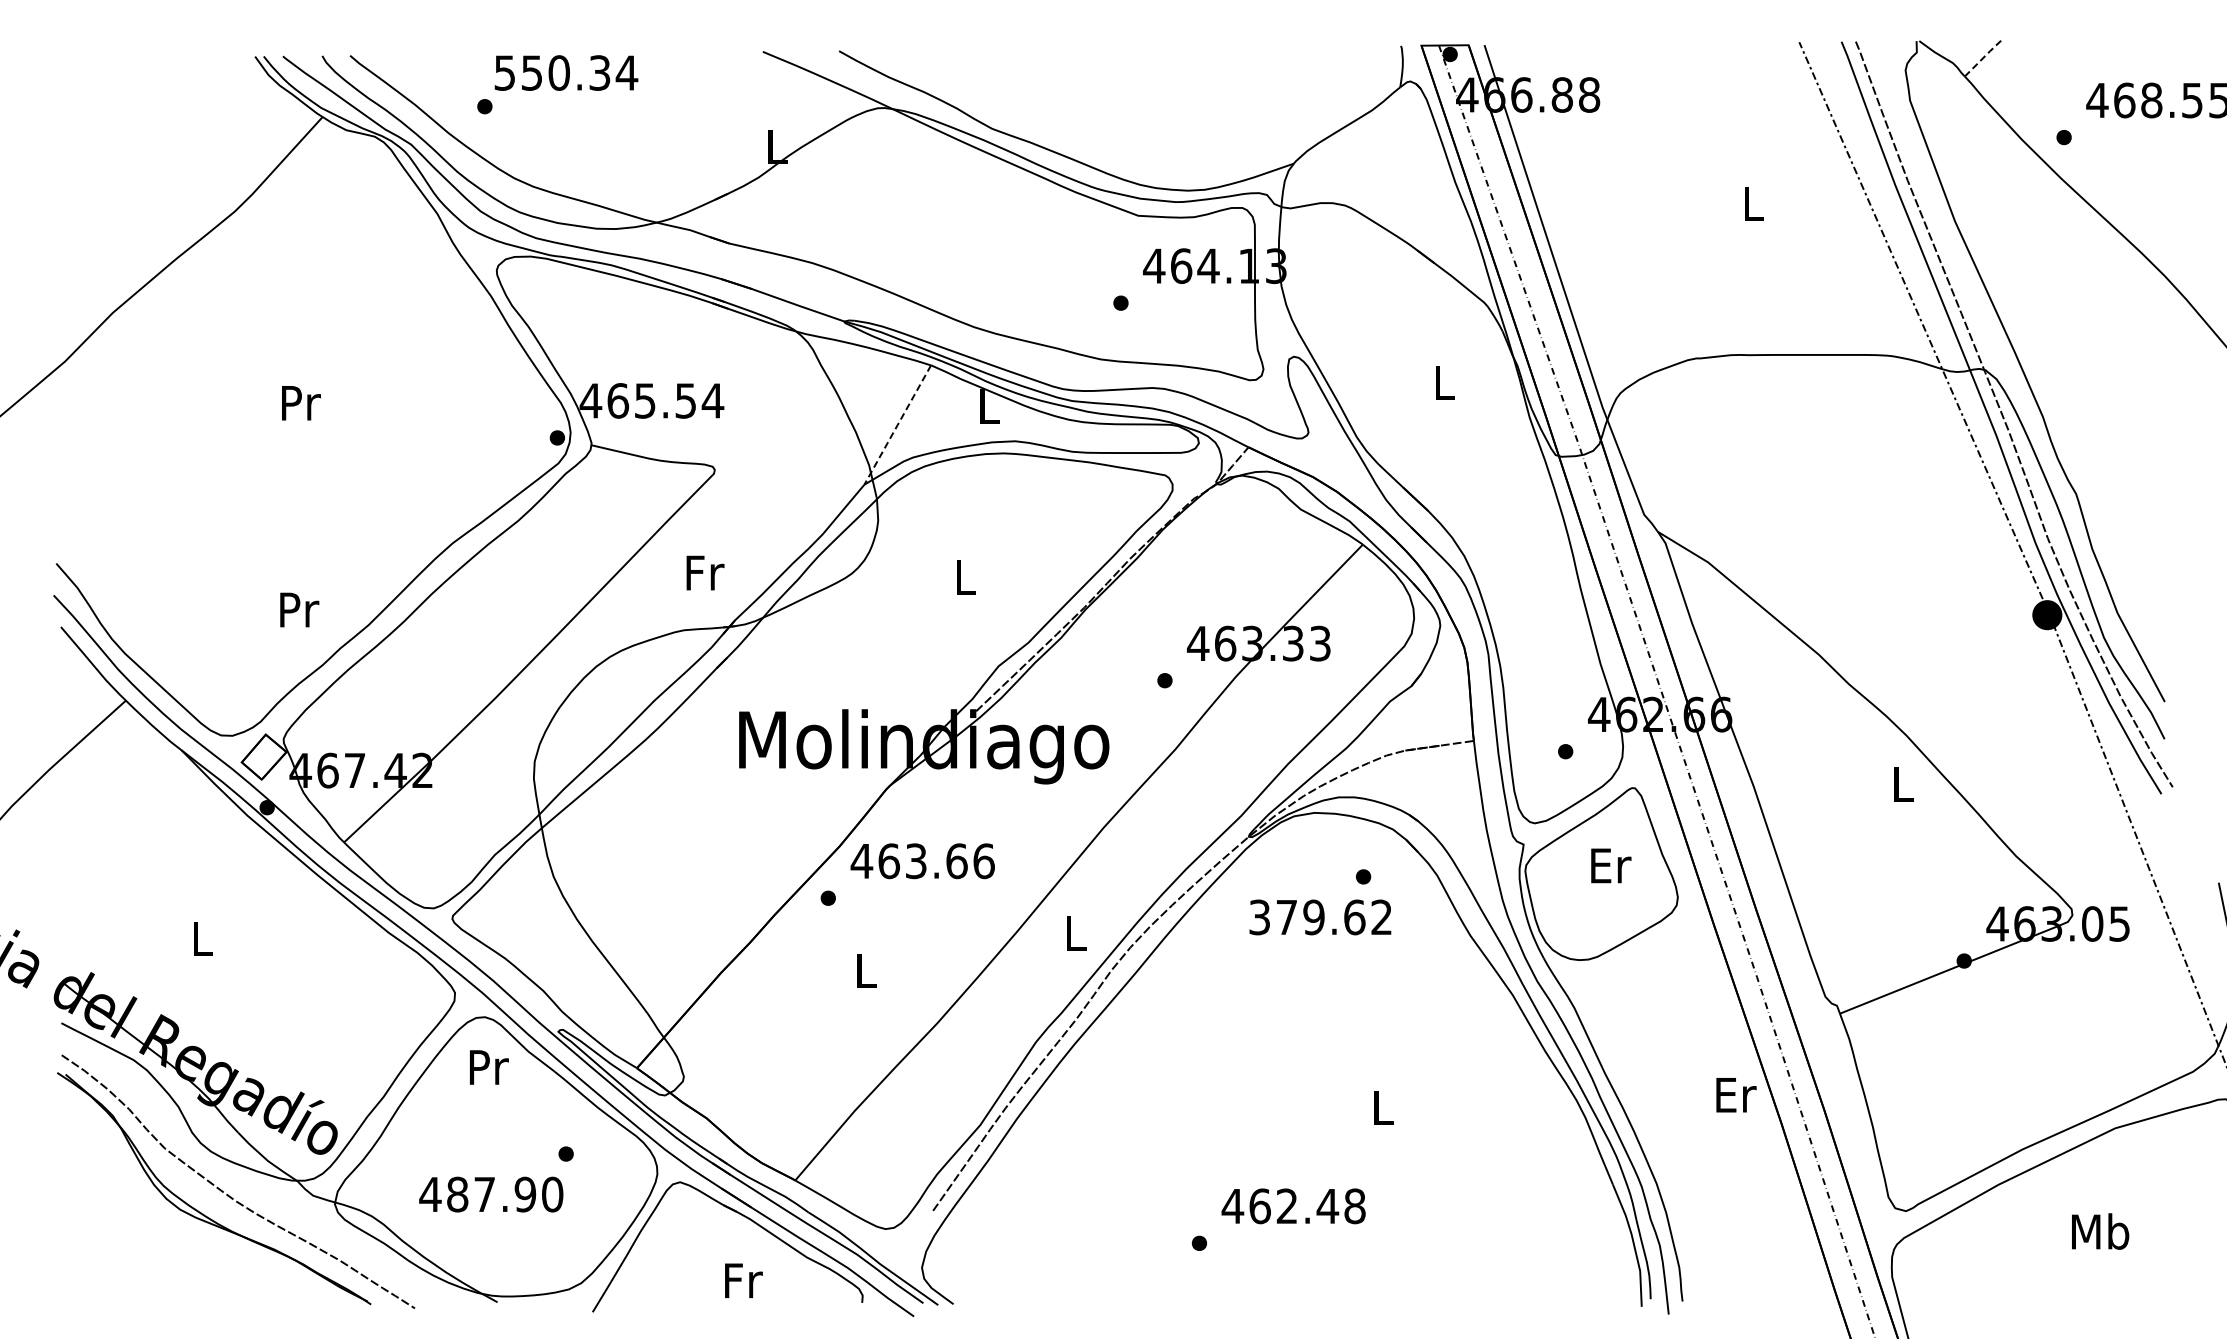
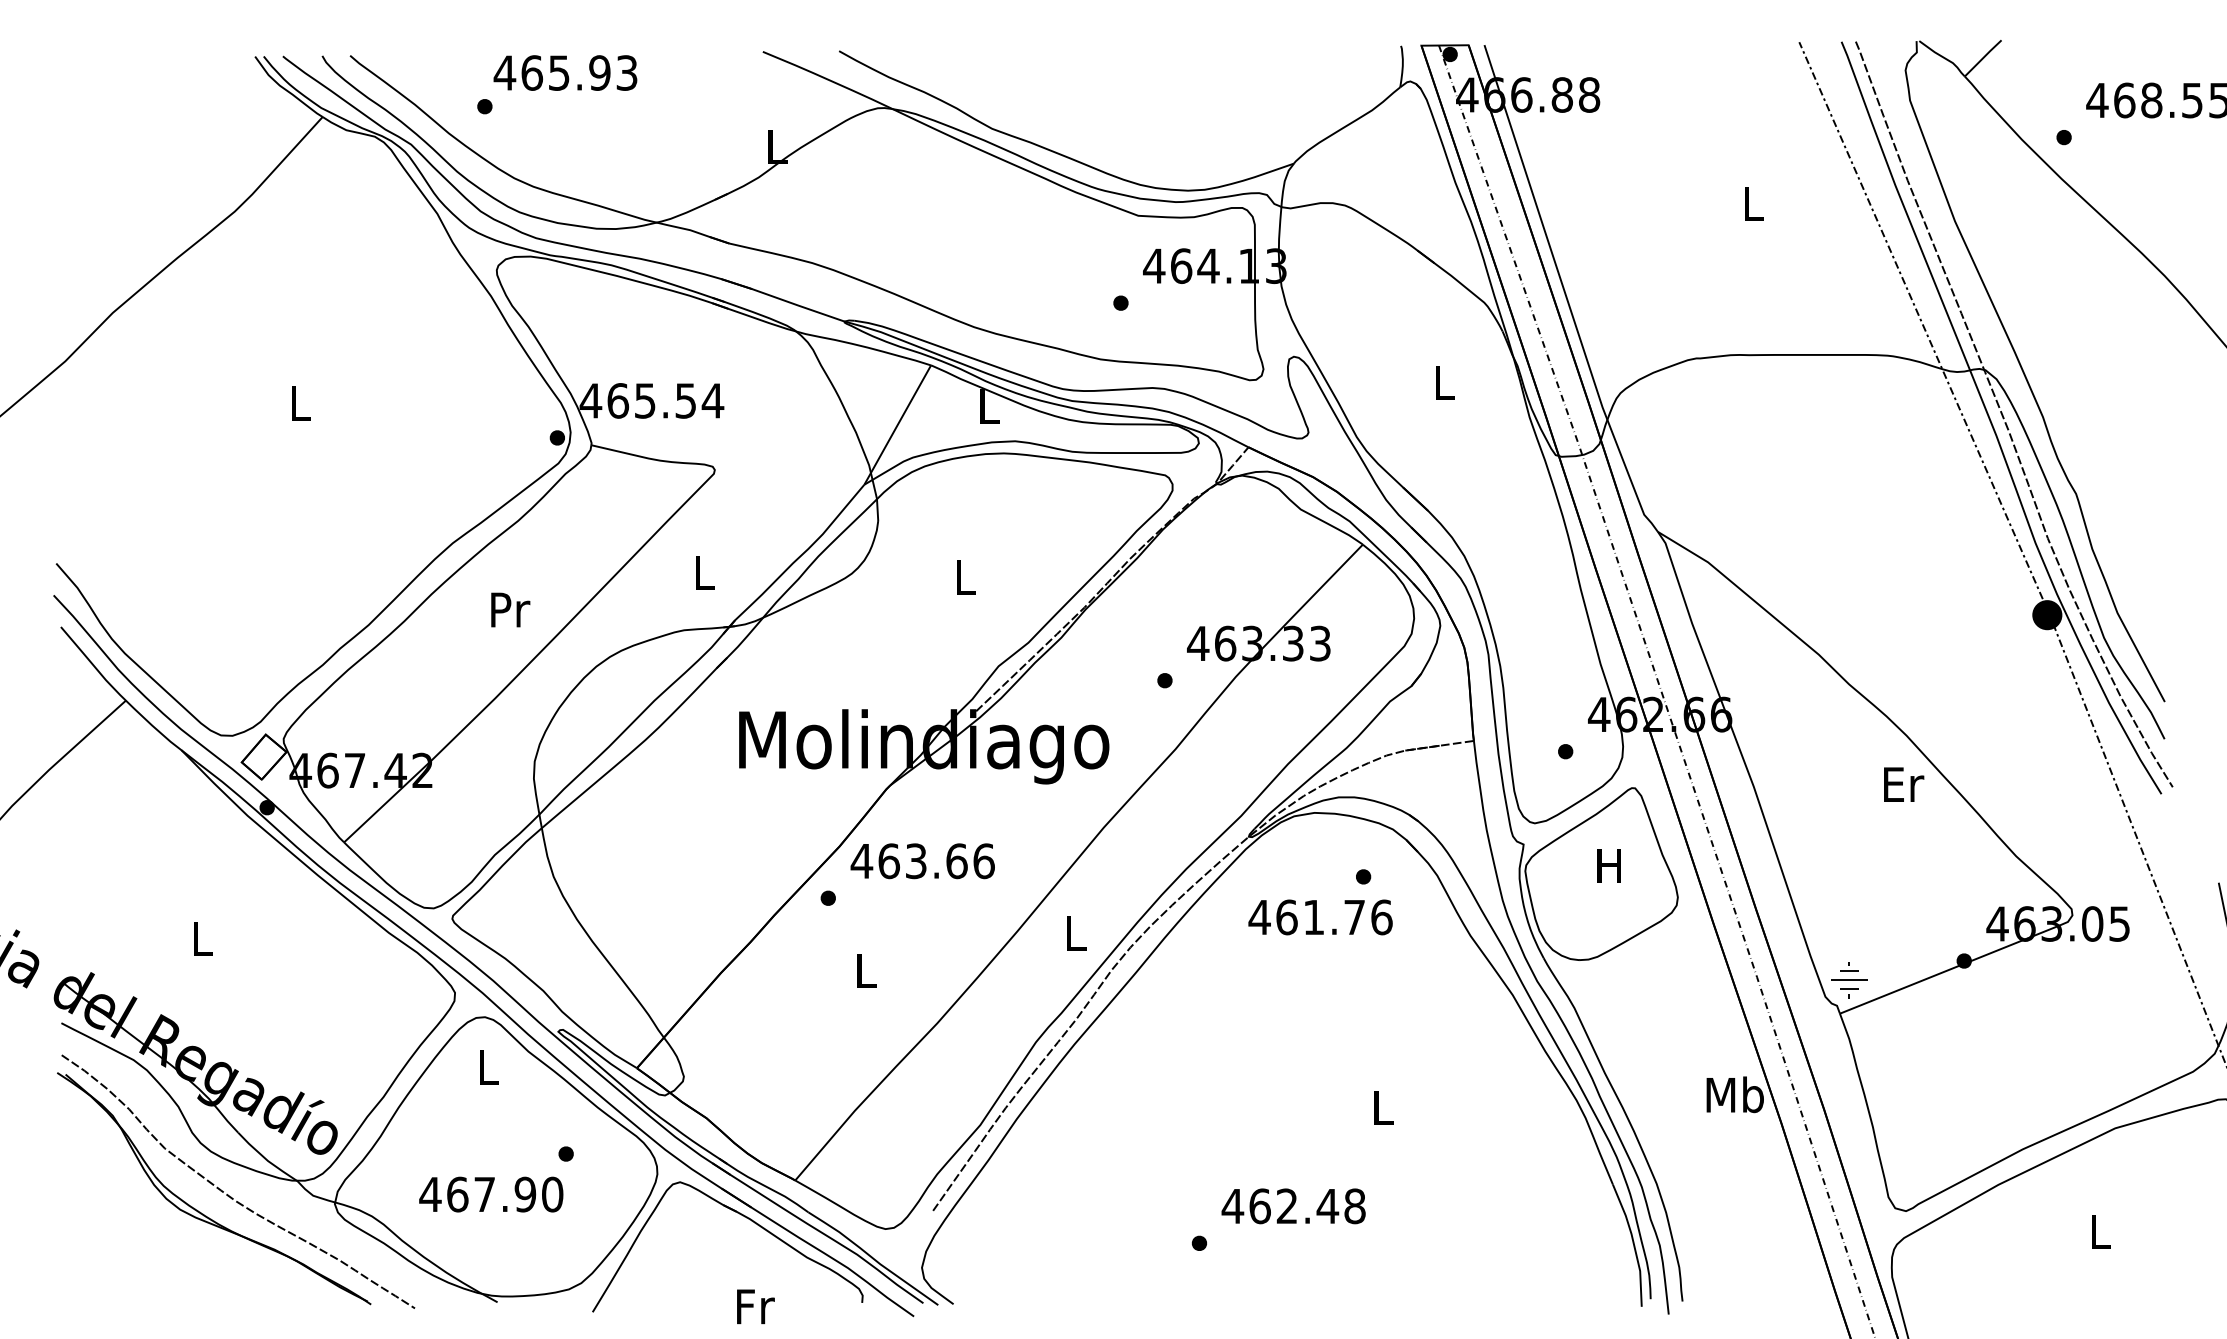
line: dashed -> solid (1983, 58)
text: 550.34 -> 465.93 (565, 72)
text: Pr -> L (301, 403)
line: dashed -> solid (897, 425)
text: Fr -> L (705, 572)
text position: (299, 609) -> (510, 609) (510, 609)
text: L -> Er (1904, 784)
text: Er -> H (1611, 865)
text: 379.62 -> 461.76 (1320, 917)
part: none -> present (1849, 980)
text: Pr -> L (488, 1067)
text: Er -> Mb (1734, 1094)
text: 487.90 -> 467.90 (457, 1194)
text: Mb -> L (2100, 1231)
text position: (743, 1280) -> (755, 1306) (755, 1306)
